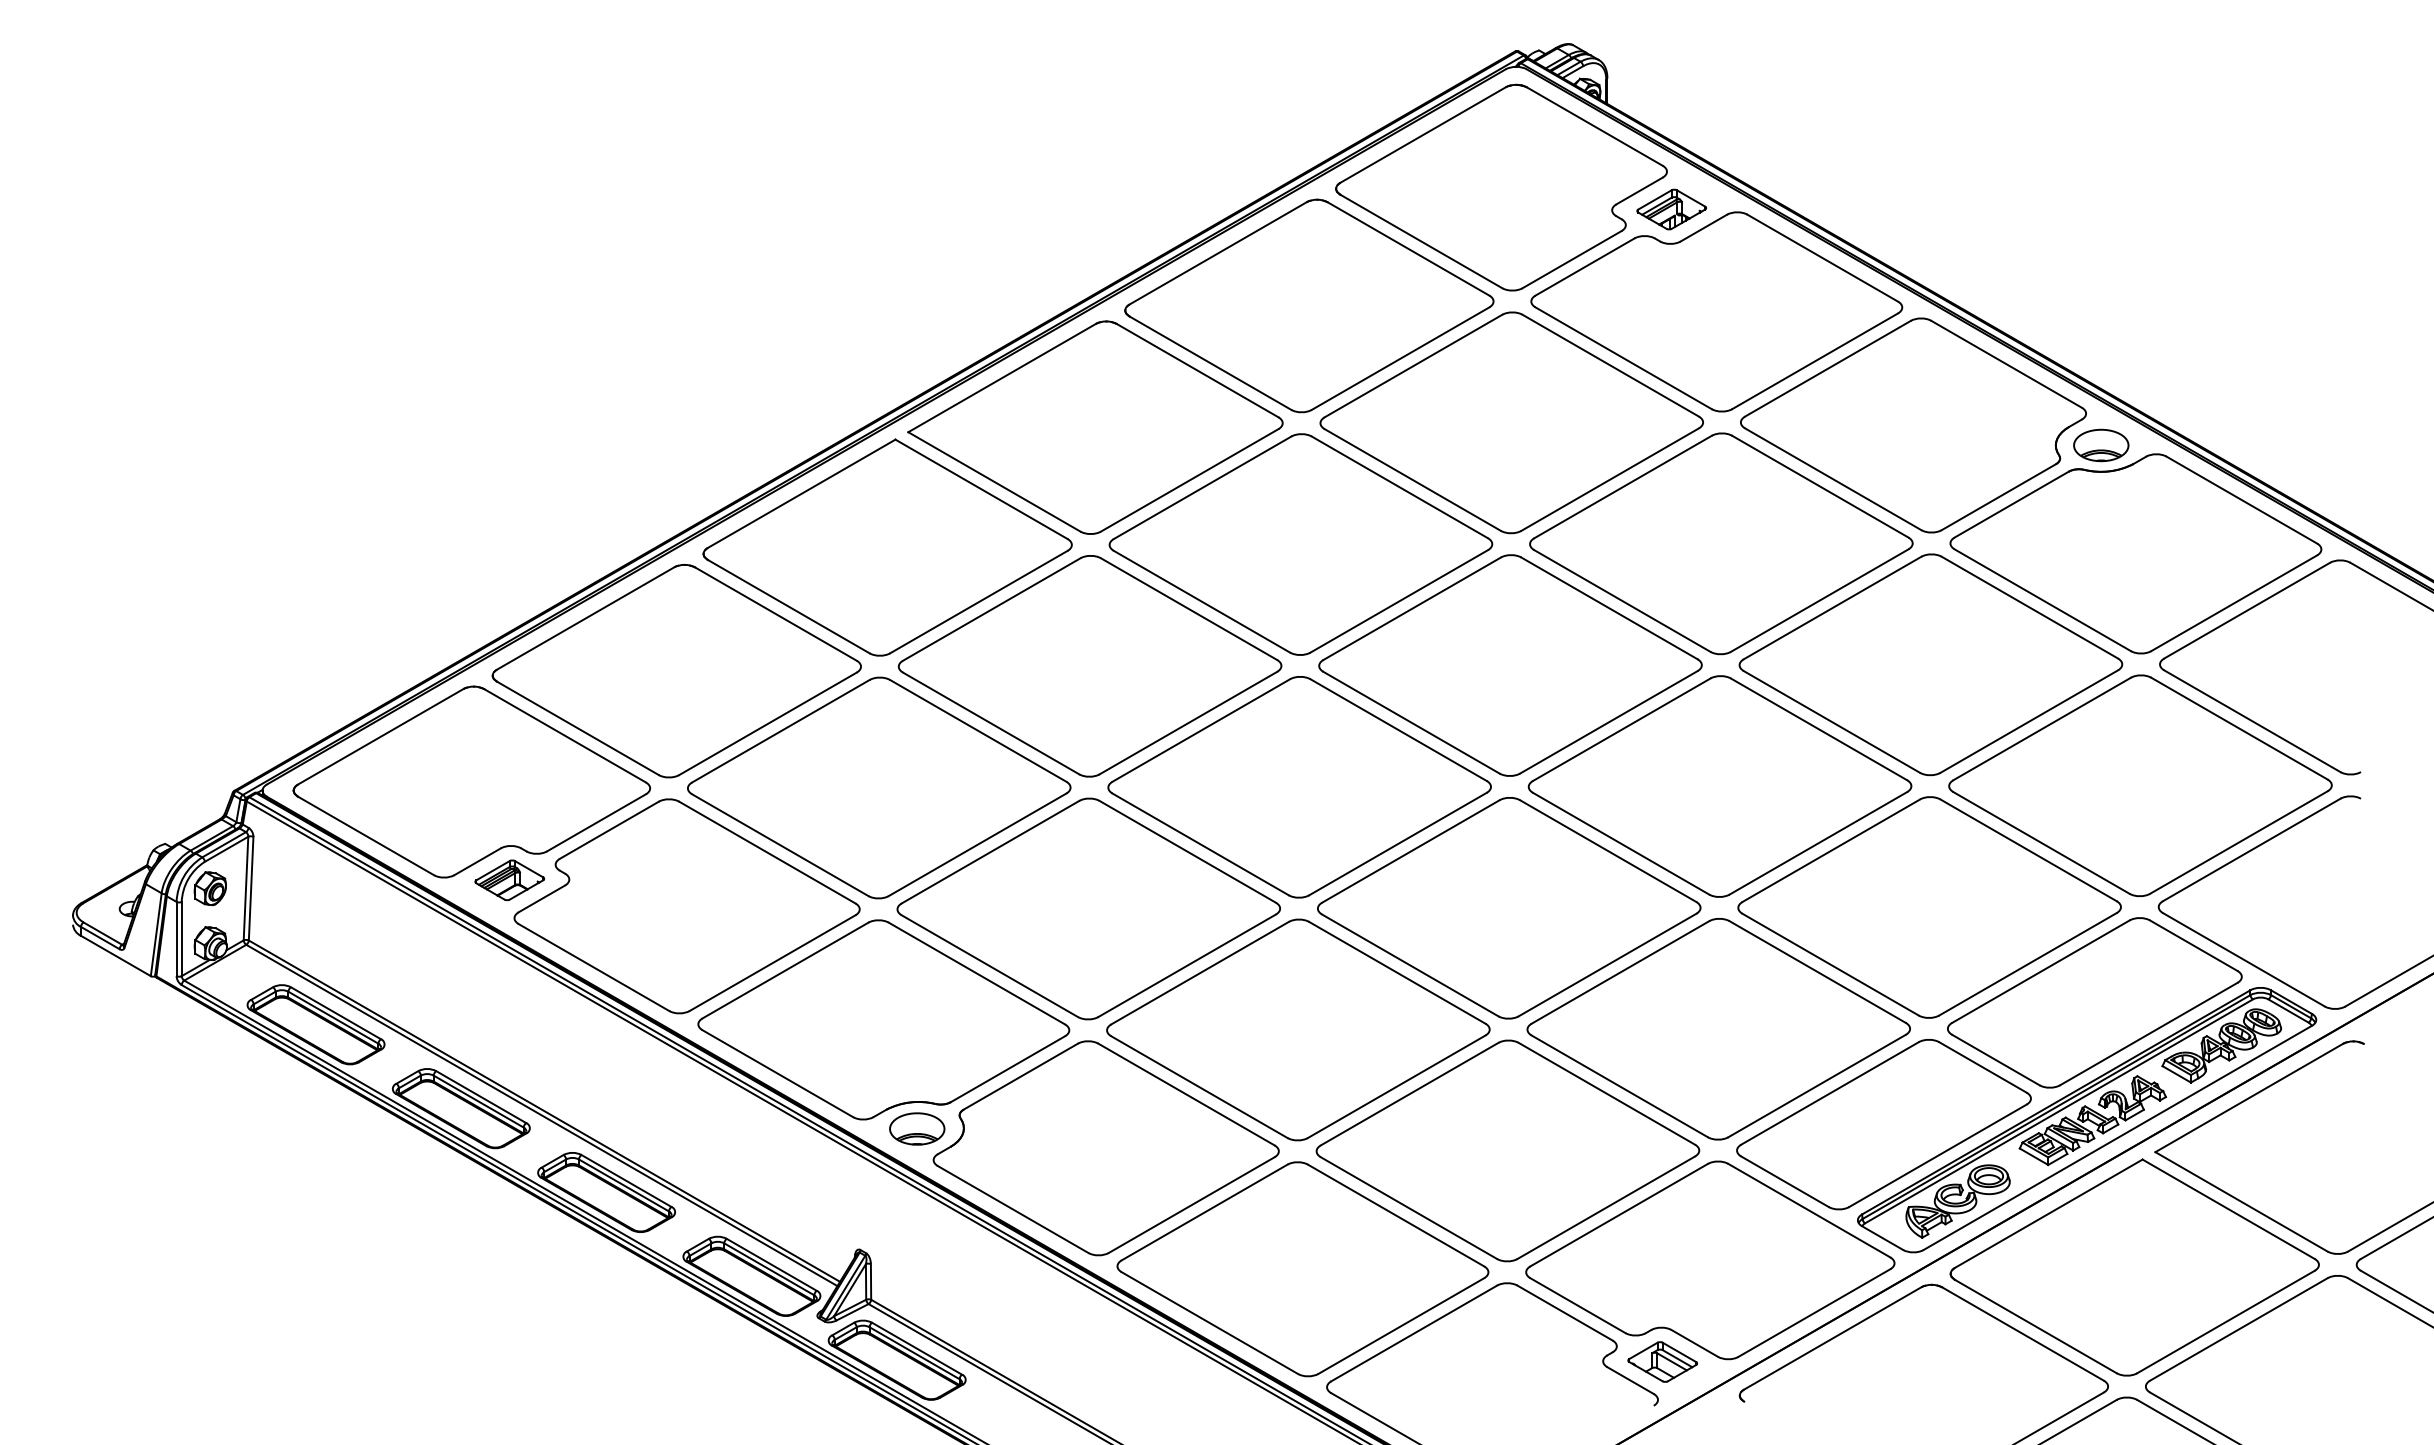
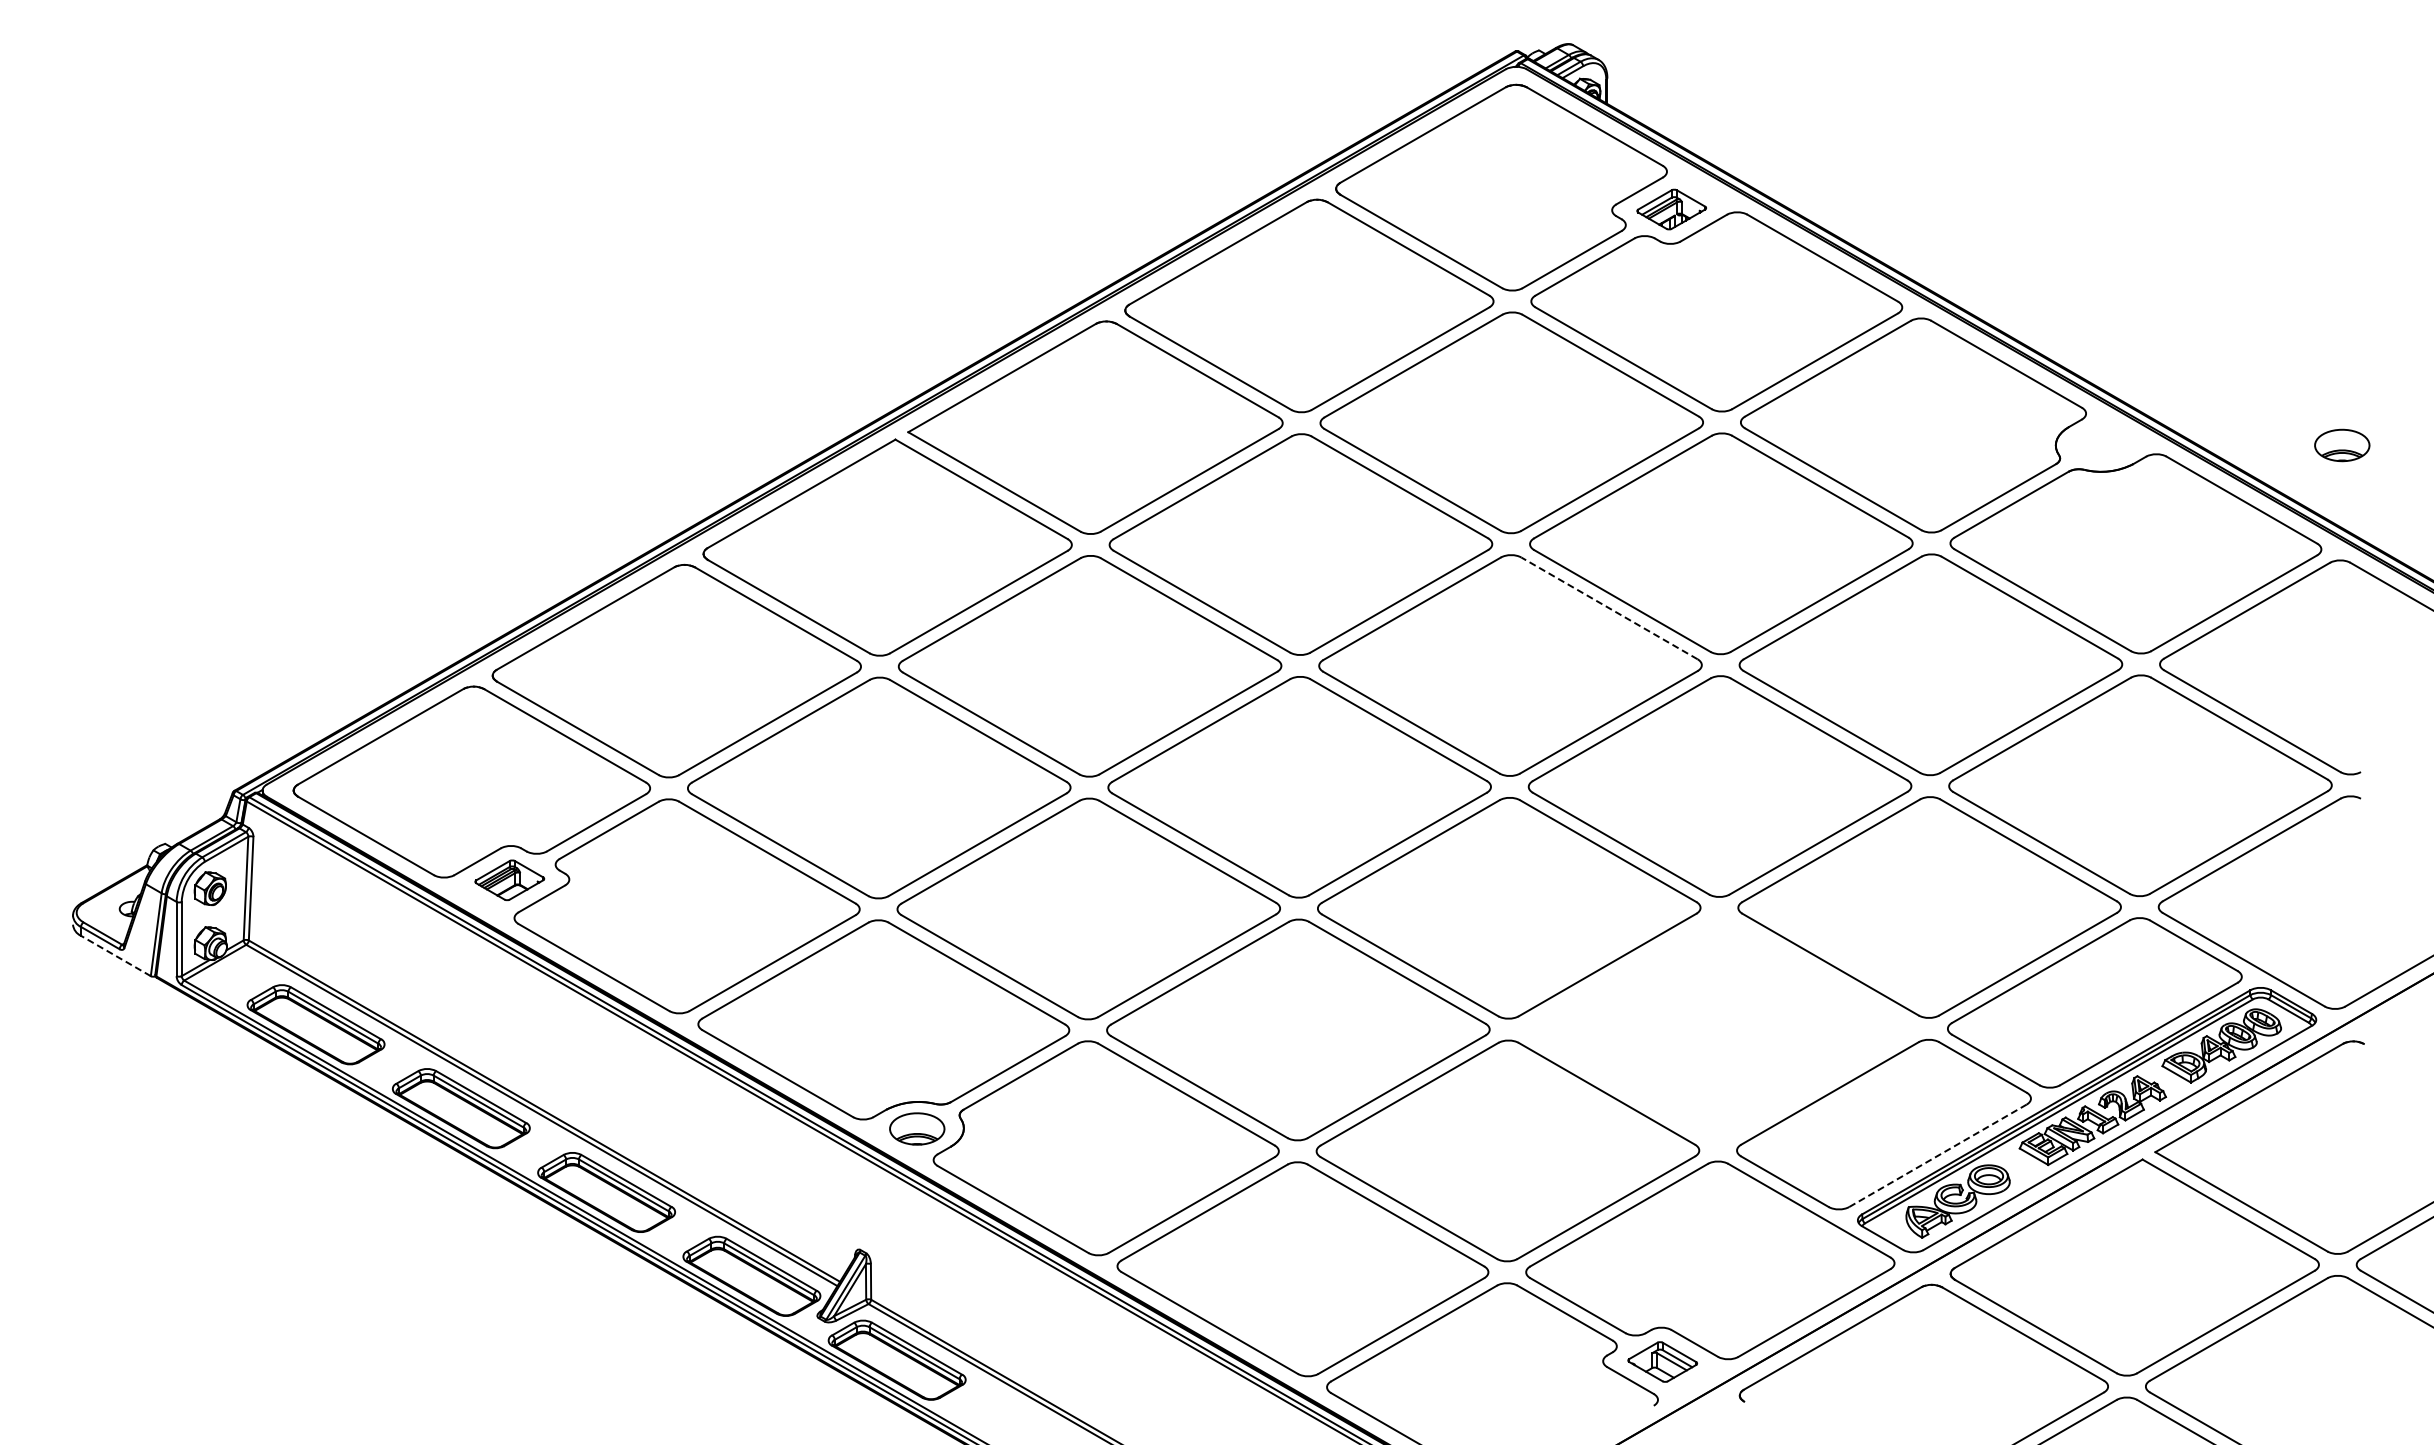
part position: (2101, 445) -> (2342, 445) (2342, 445)
line: solid -> dashed (1609, 608)
line: solid -> dashed (115, 955)
part: present -> none (1718, 1029)
line: solid -> dashed (1938, 1155)
